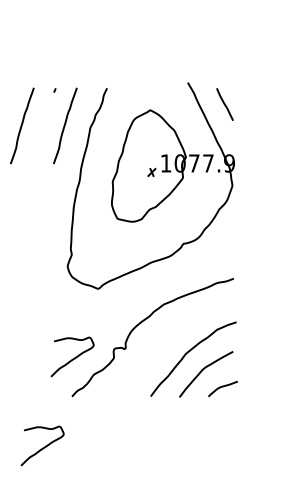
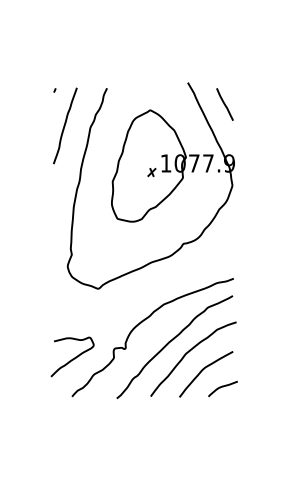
curve: present -> none (22, 125)
curve: none -> present (170, 342)
curve: present -> none (42, 447)
